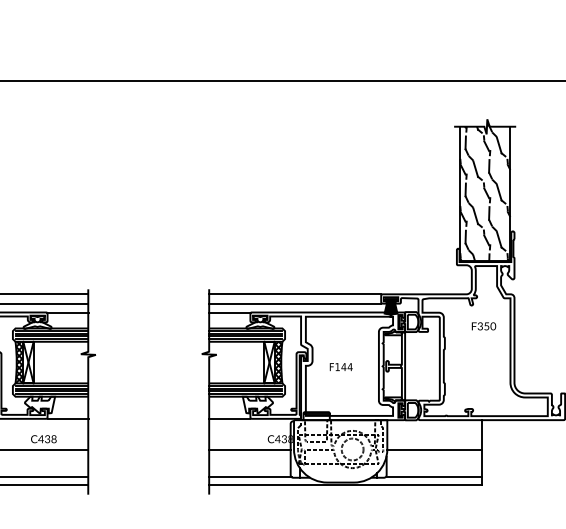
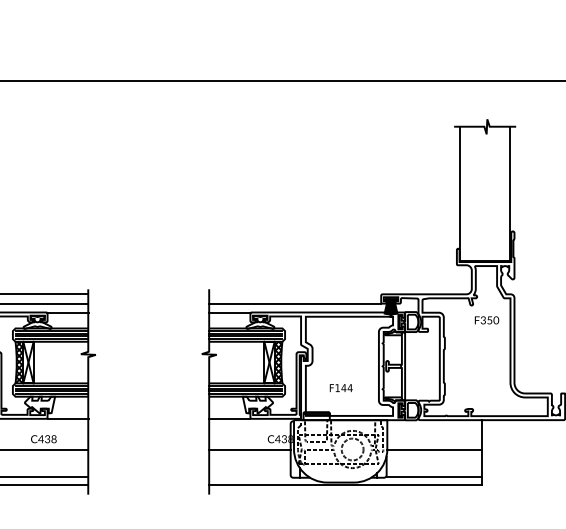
hatch: present -> none (485, 192)
line: present -> none (294, 294)
text position: (483, 326) -> (486, 320) (486, 320)
text position: (340, 367) -> (340, 388) (340, 388)
line: present -> none (250, 477)
